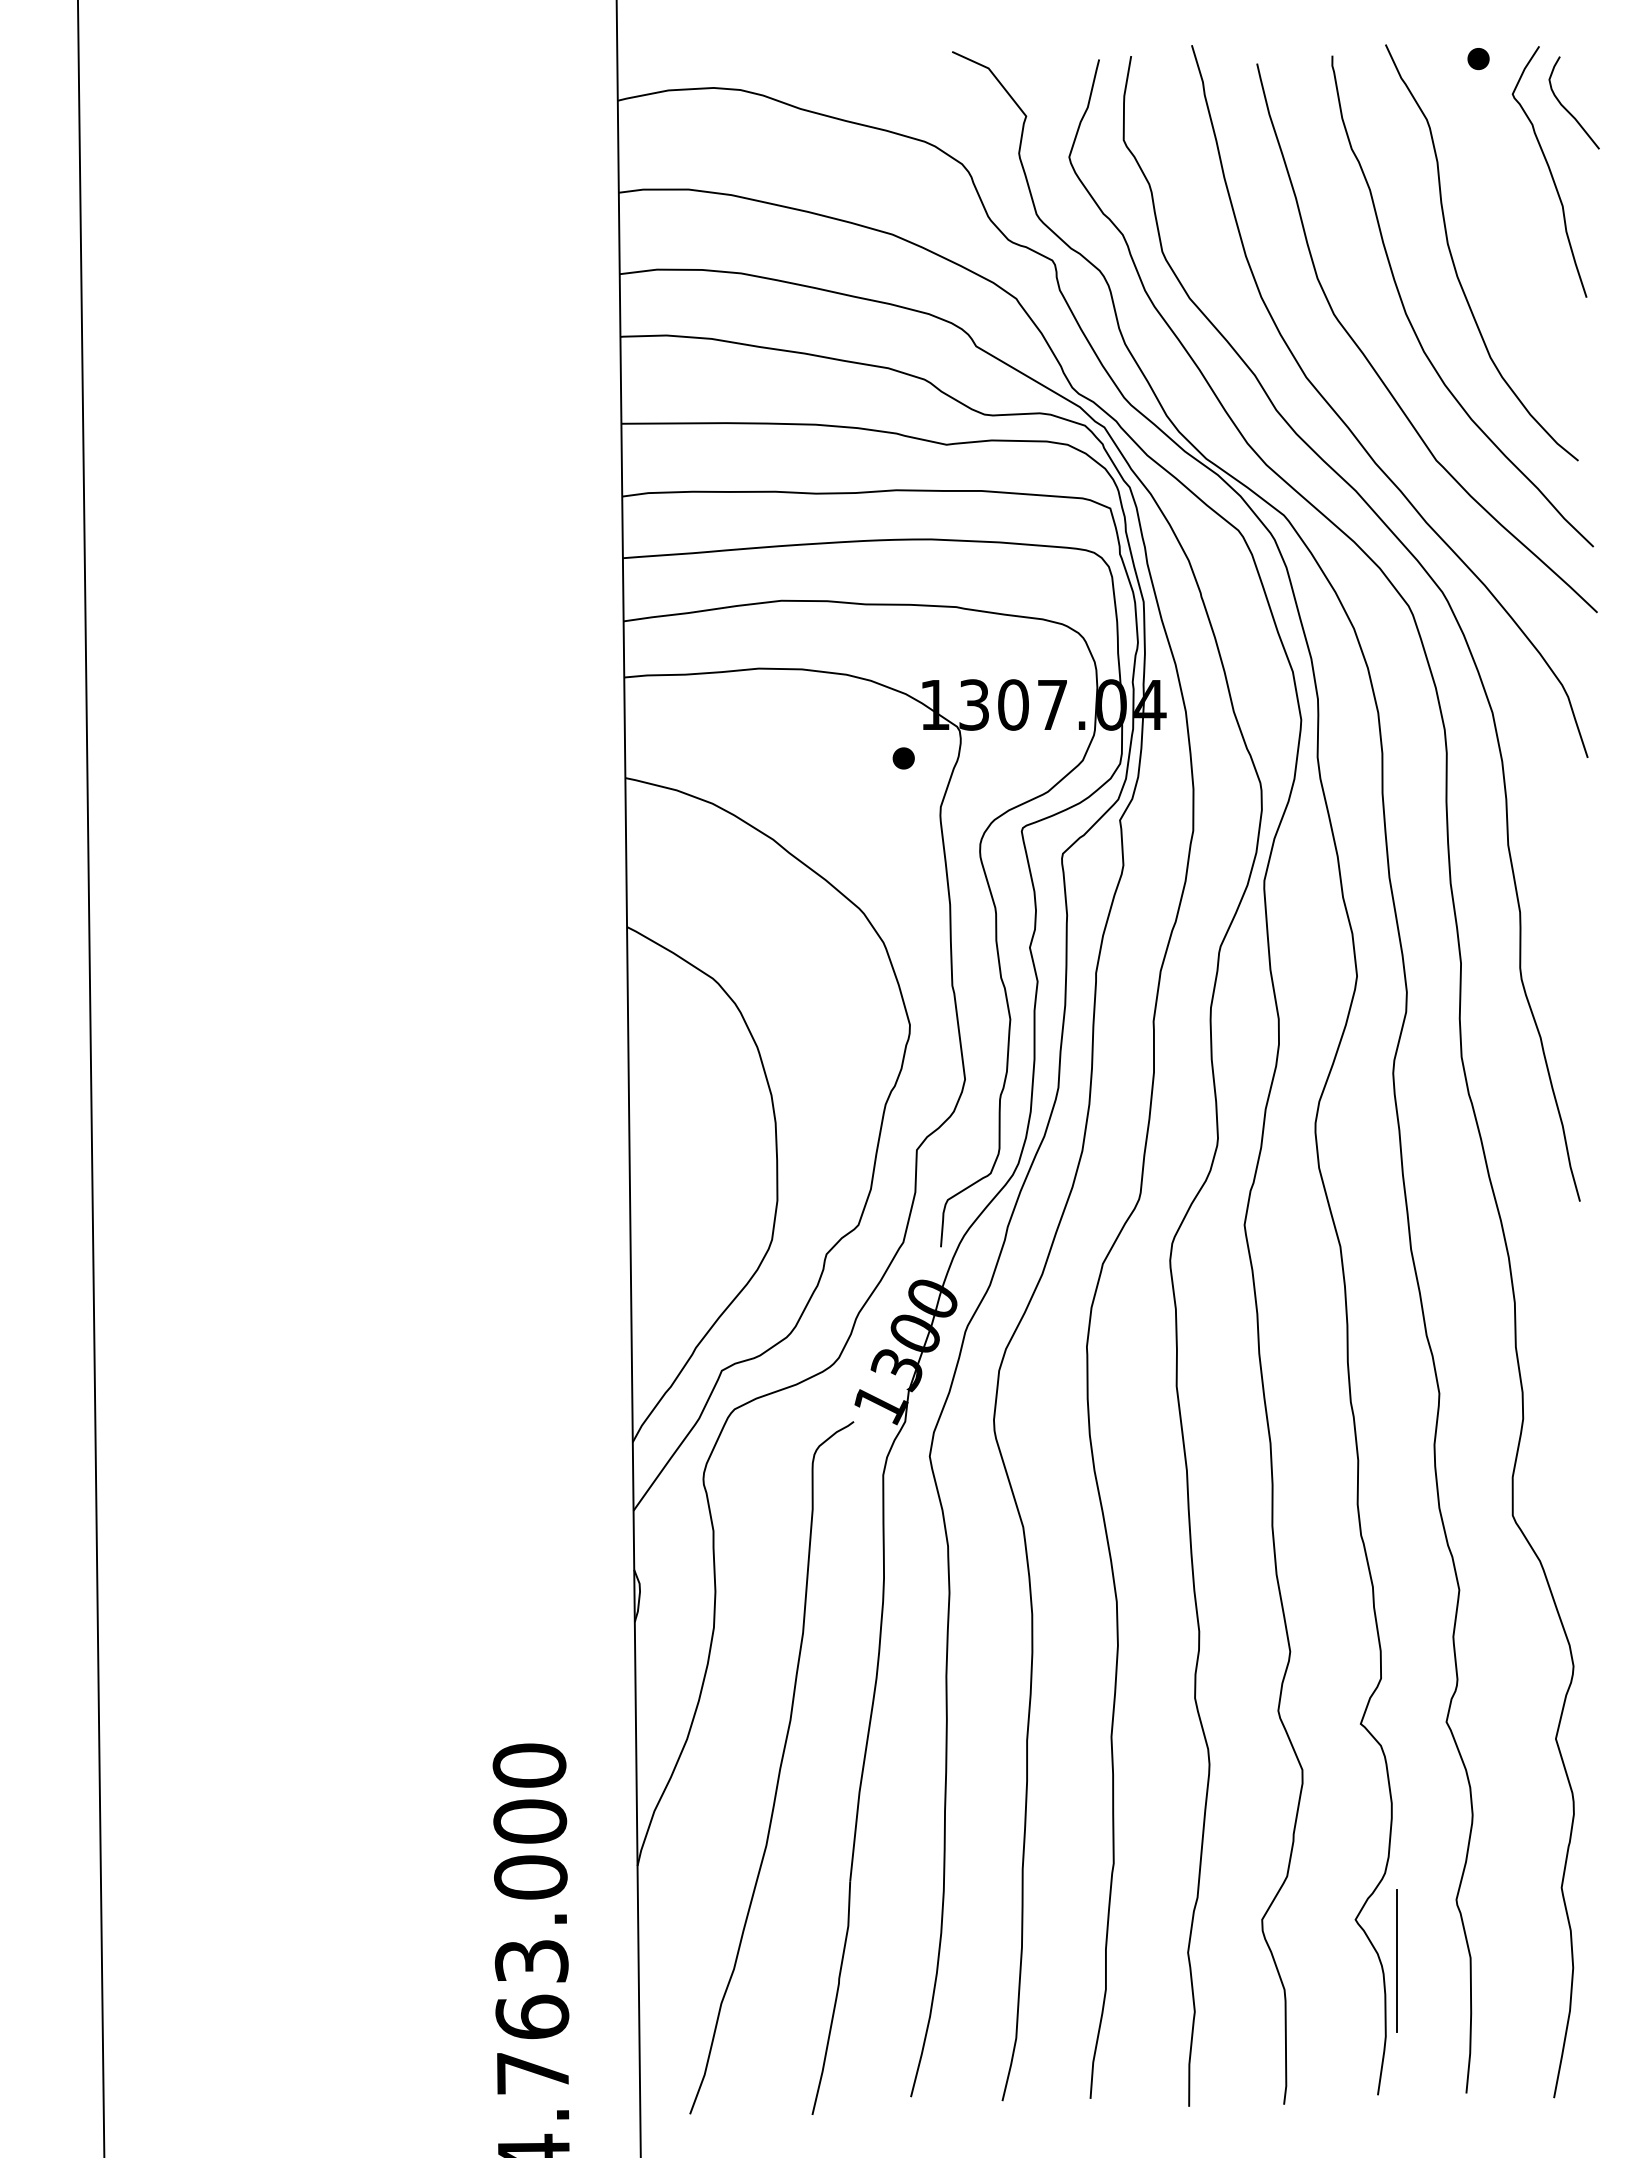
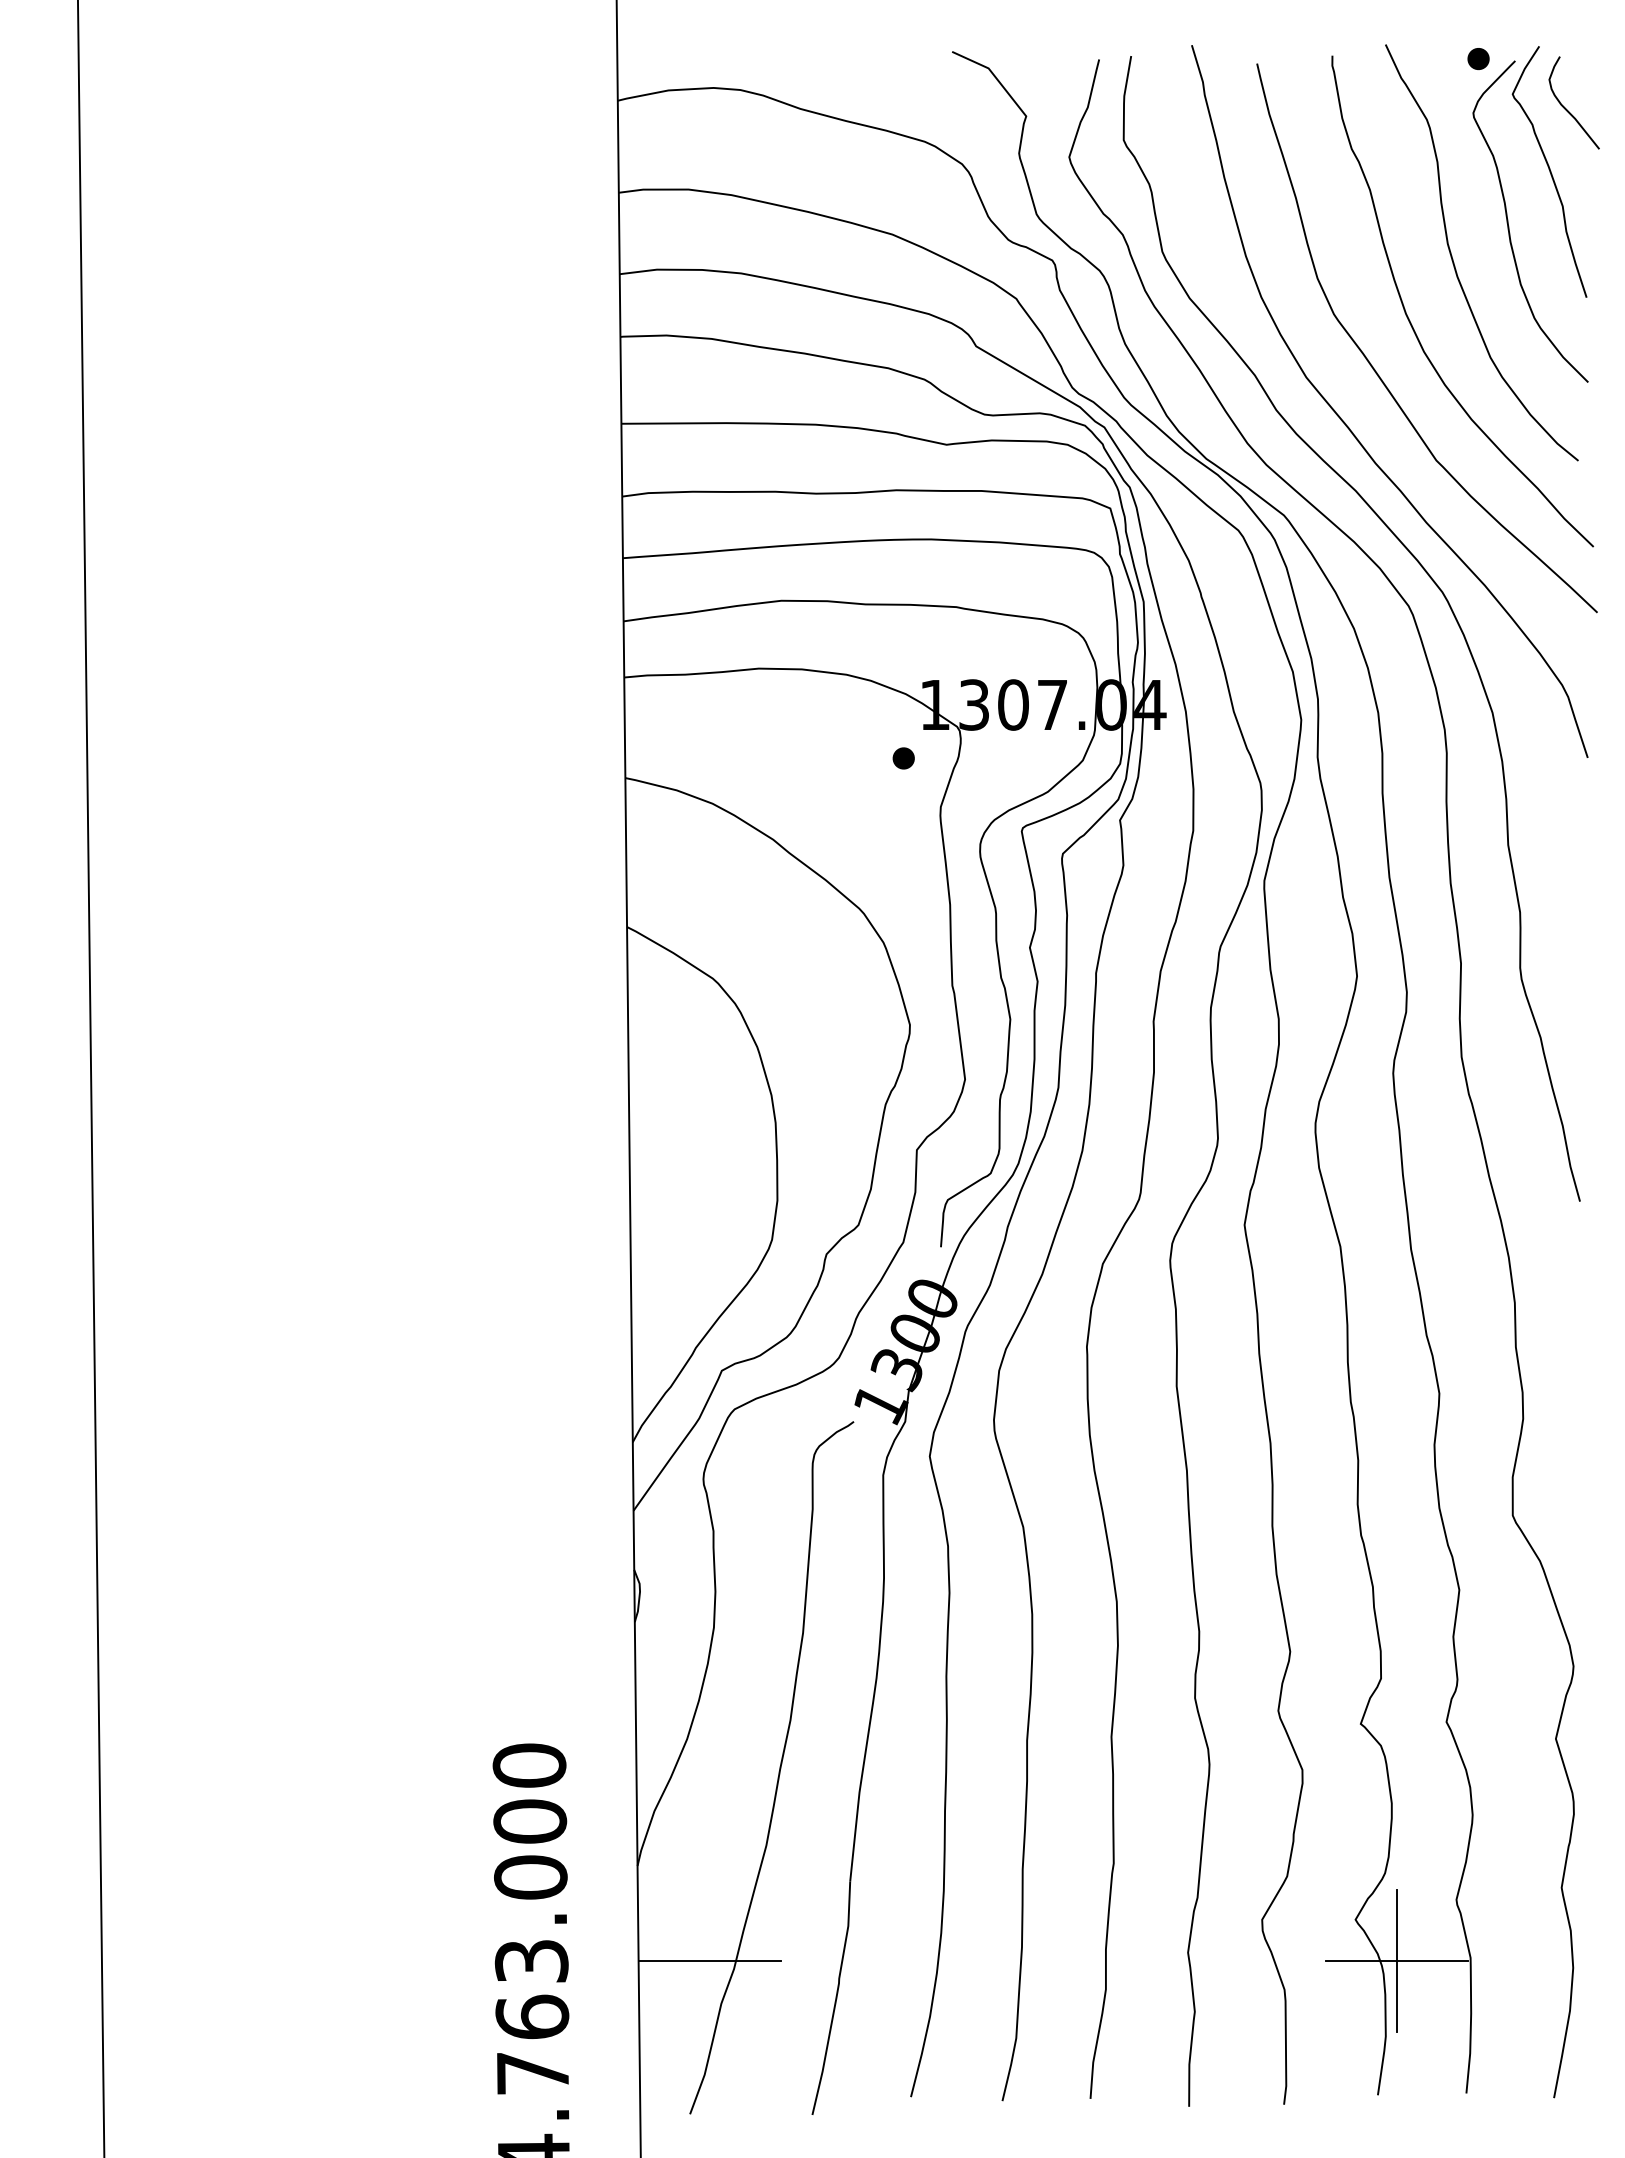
curve: none -> present (1509, 226)
line: none -> present (709, 1961)
line: none -> present (1396, 1961)
